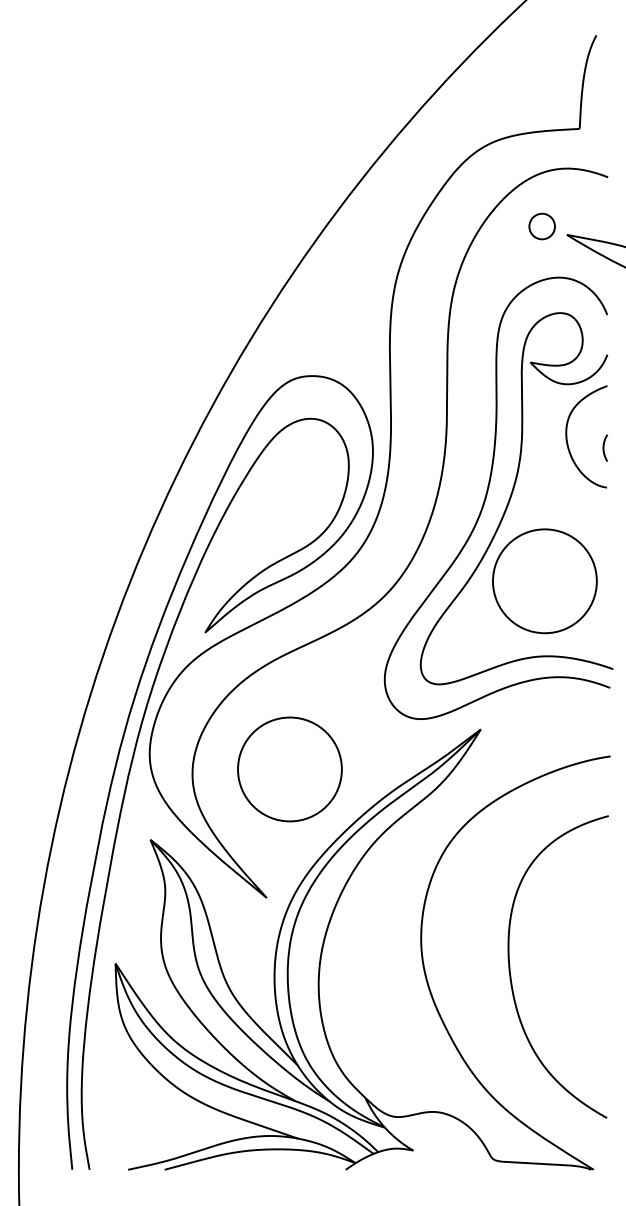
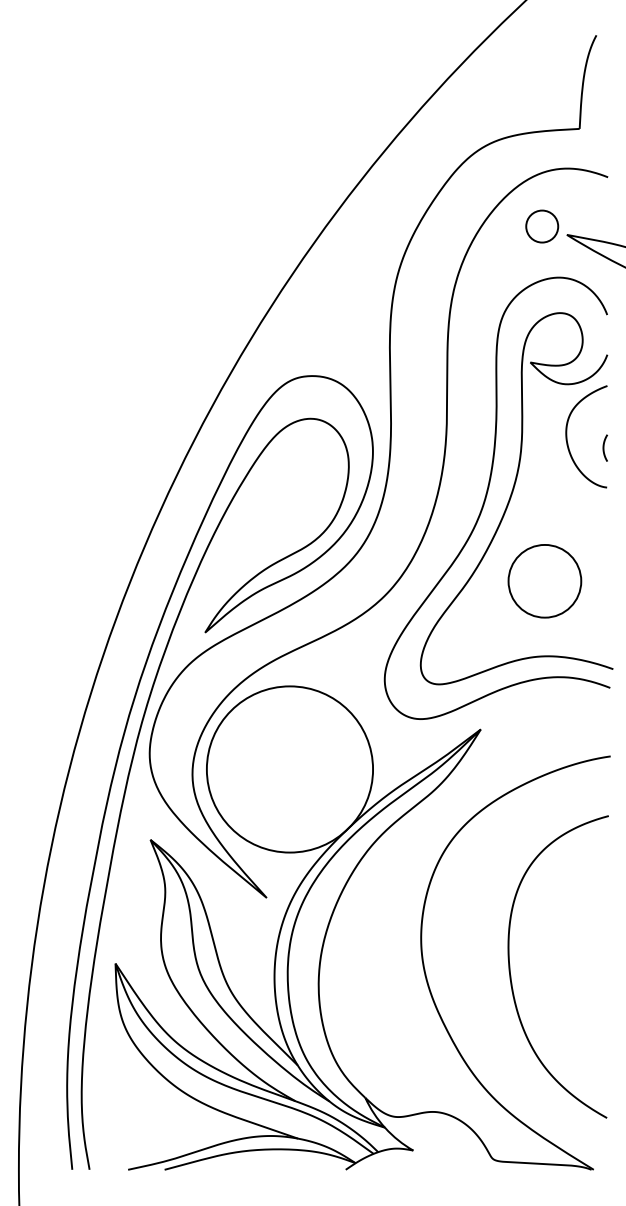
circle size: 28x29 px -> 35x35 px (542, 226)
circle diameter: 104 px -> 73 px (544, 580)
circle diameter: 104 px -> 166 px (289, 769)
